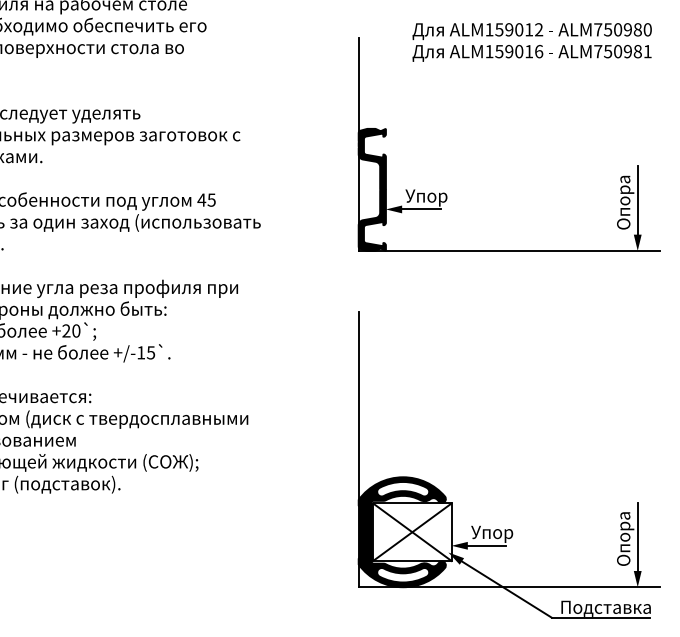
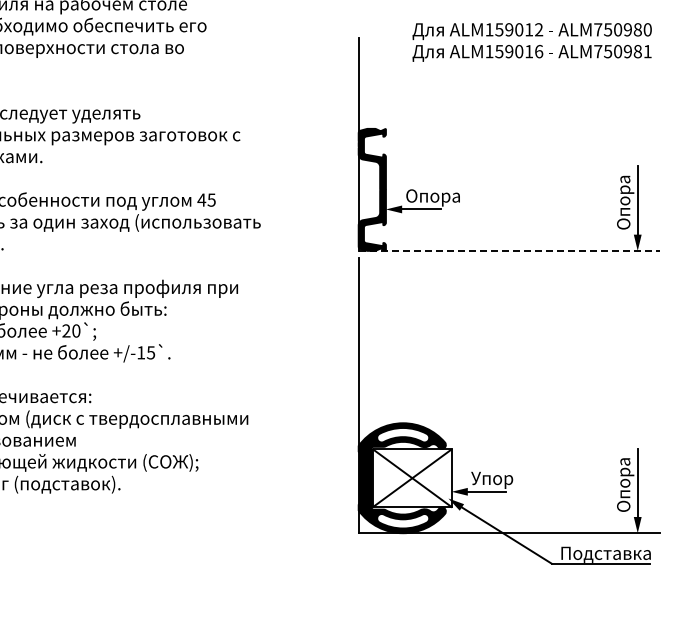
text: Упор -> Опора (432, 197)
line: solid -> dashed (509, 250)
part position: (508, 529) -> (508, 475) (508, 475)
